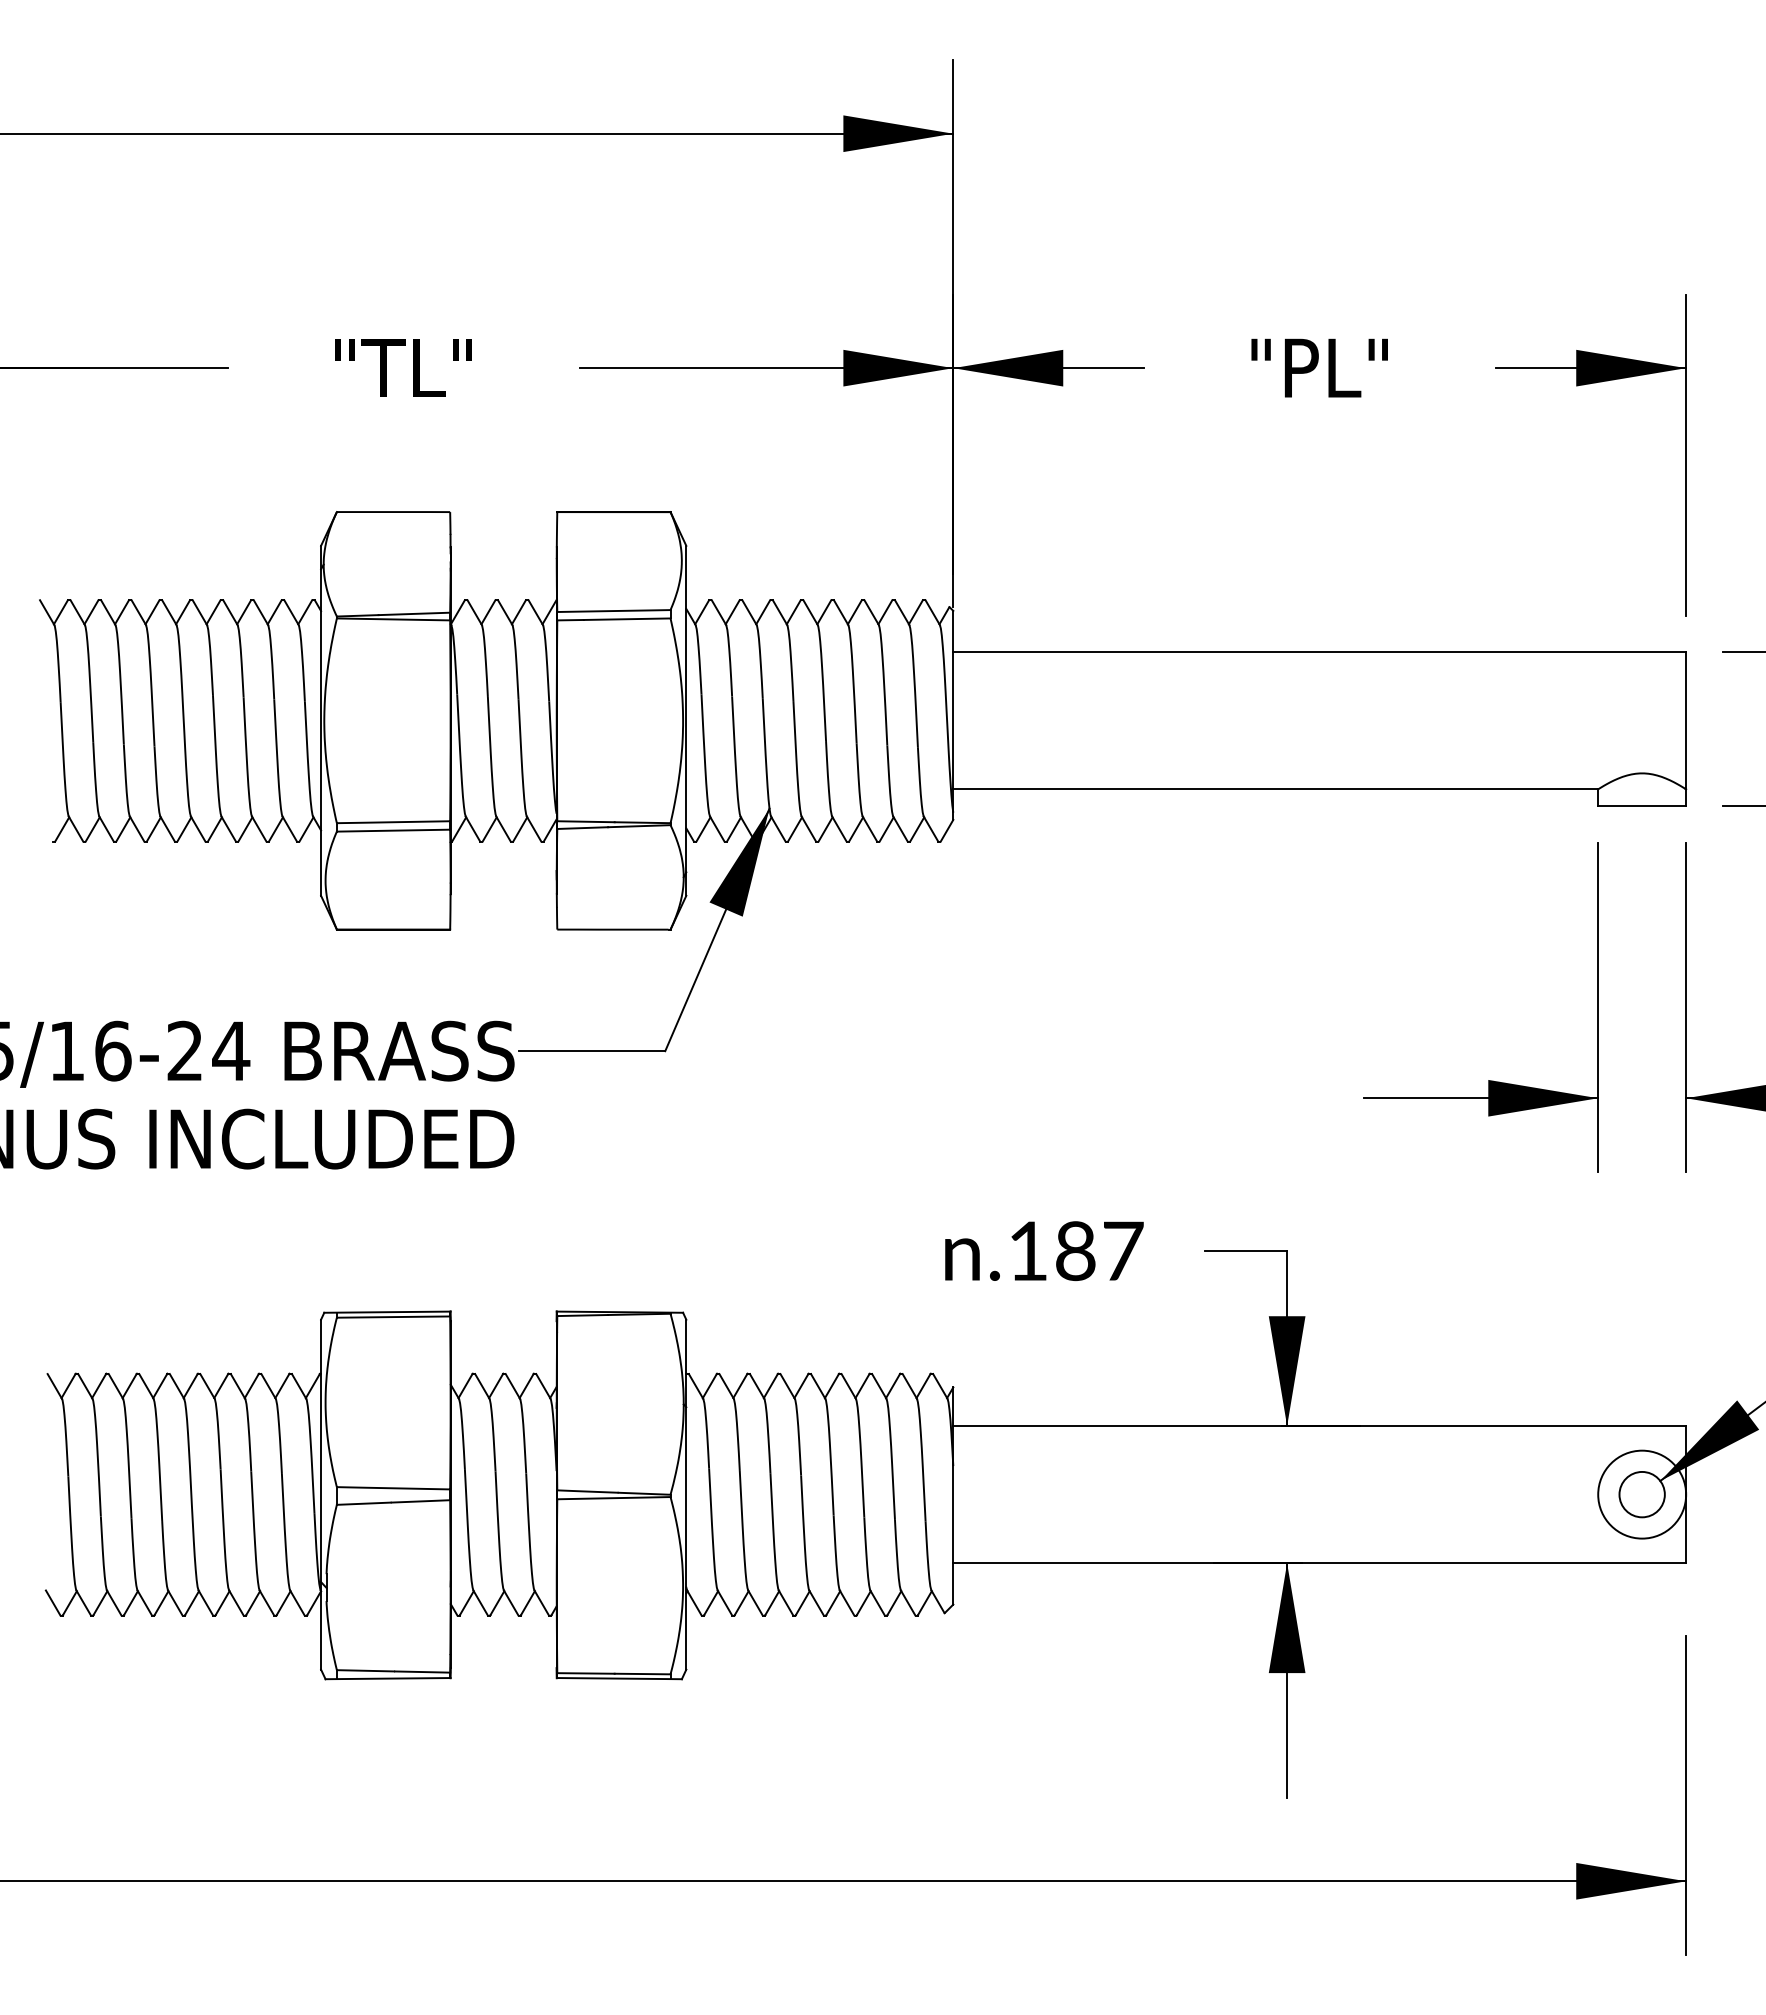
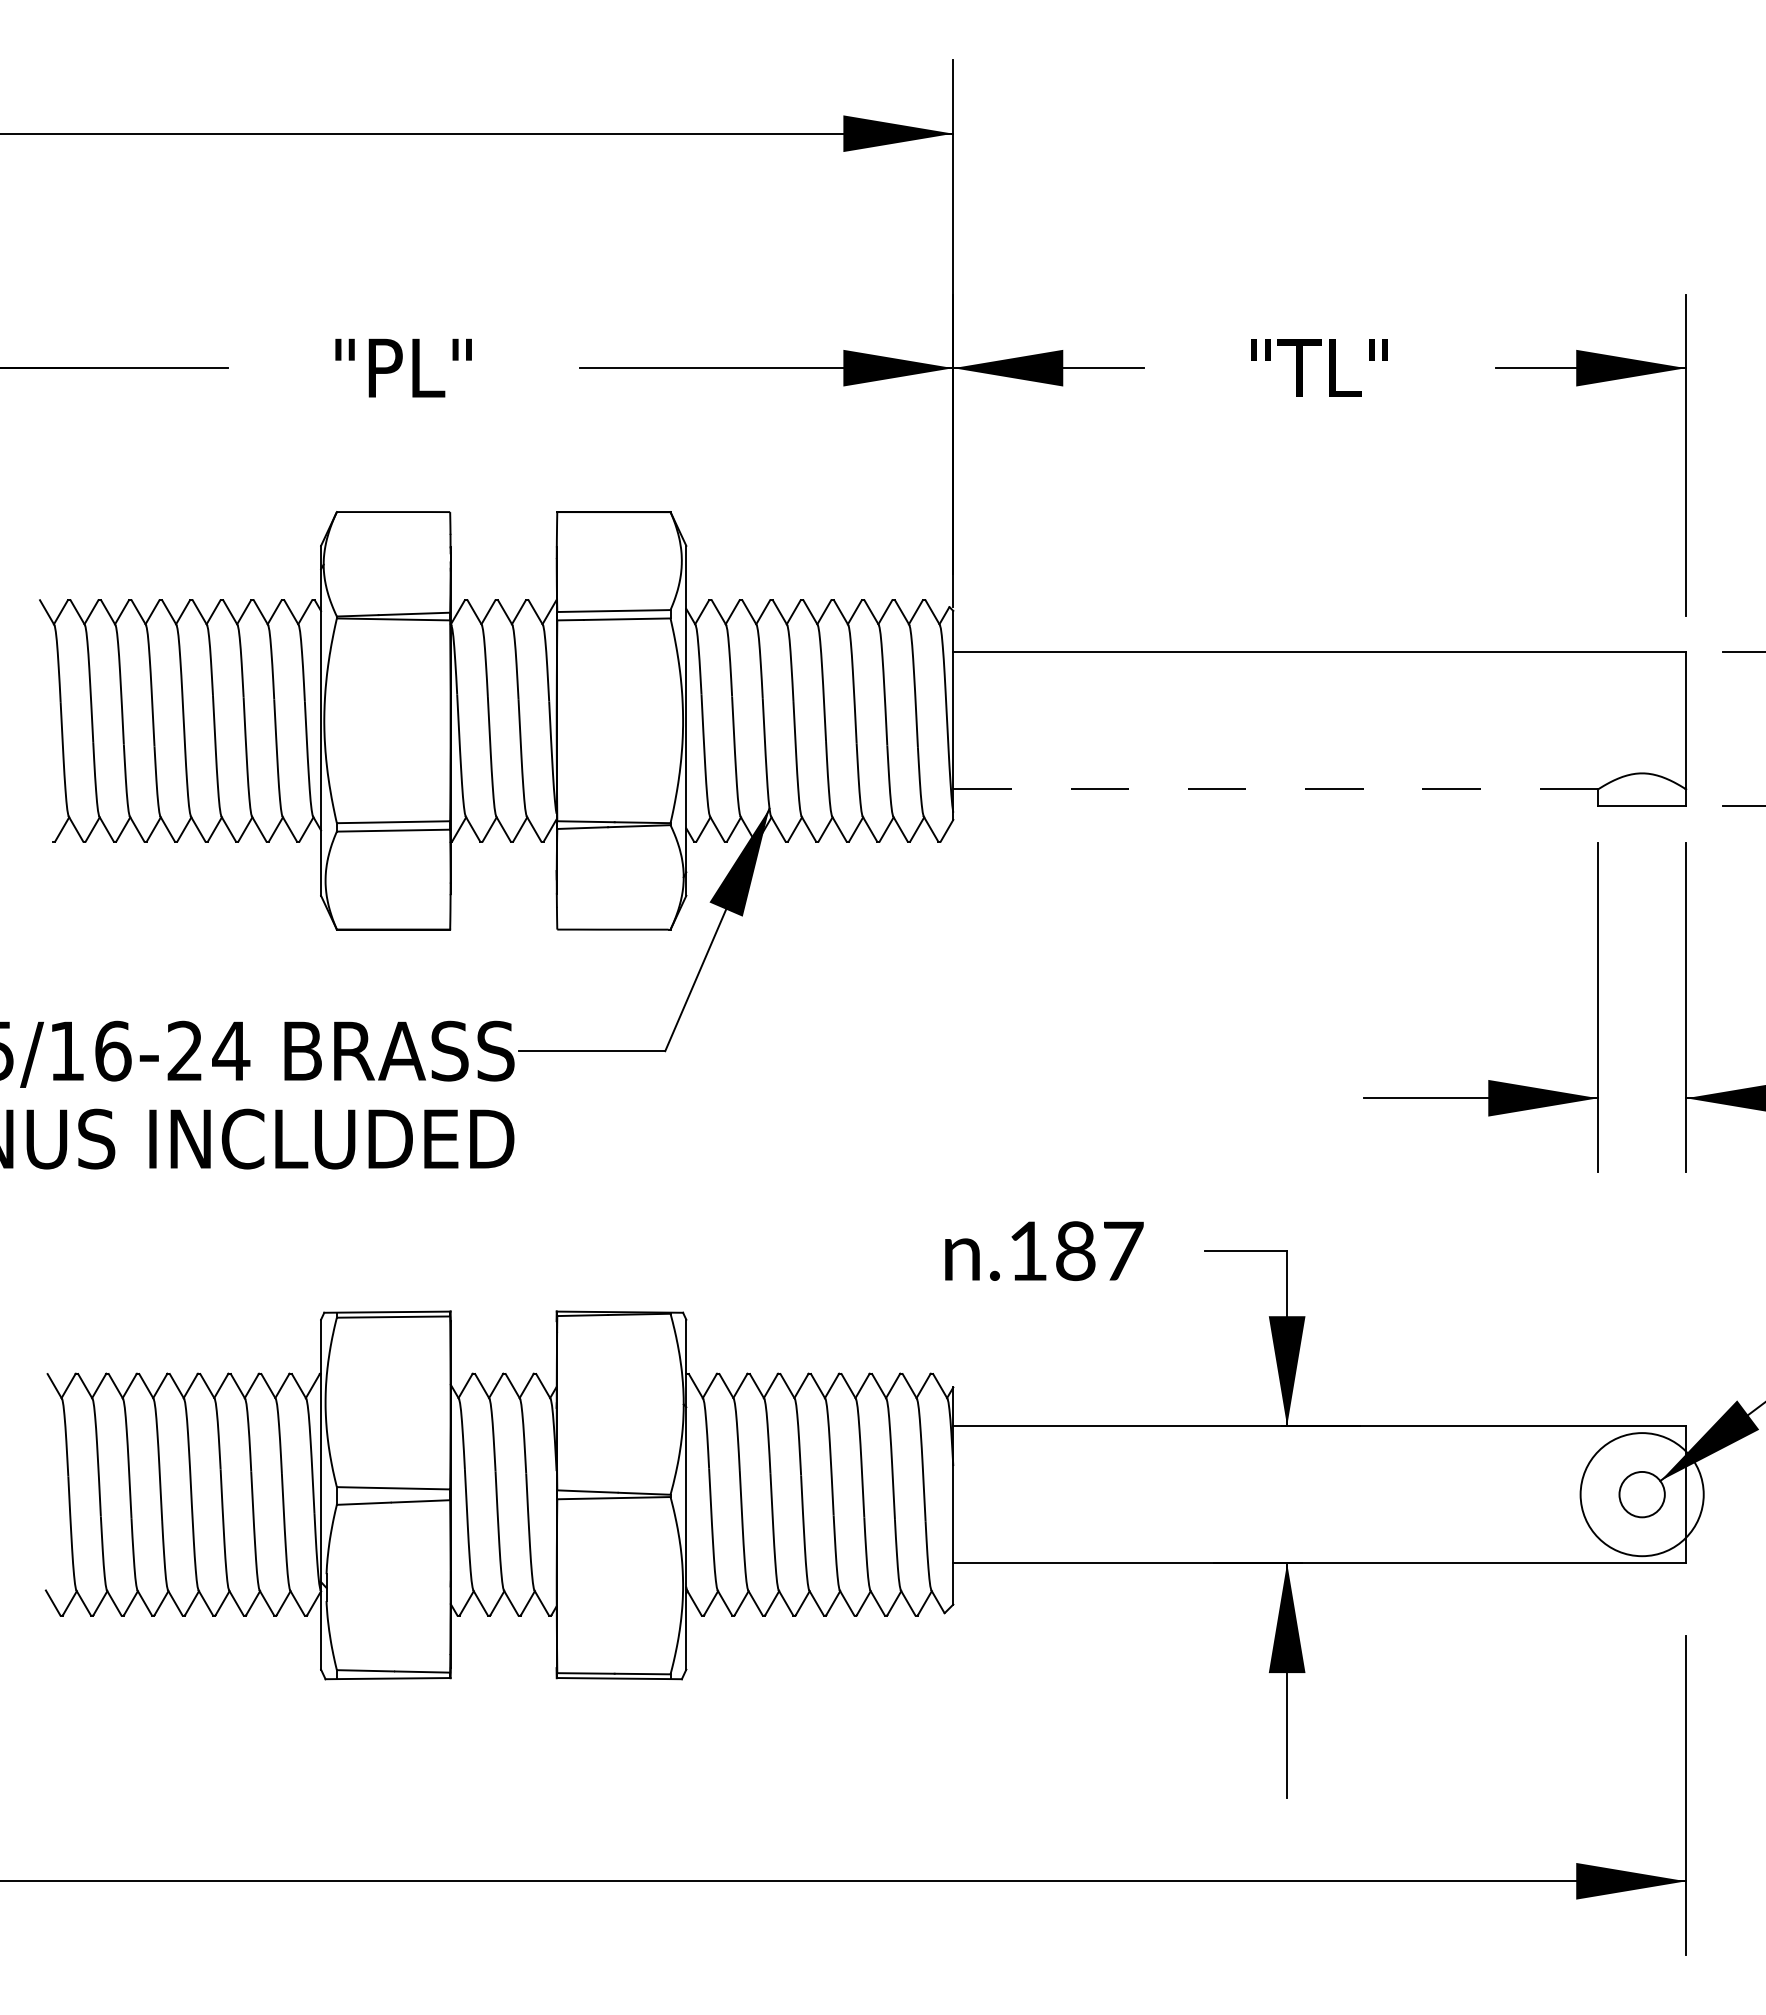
text: "TL" -> "PL" (403, 367)
text: "PL" -> "TL" (1319, 367)
line: solid -> dashed (1276, 789)
circle diameter: 88 px -> 123 px (1641, 1494)
